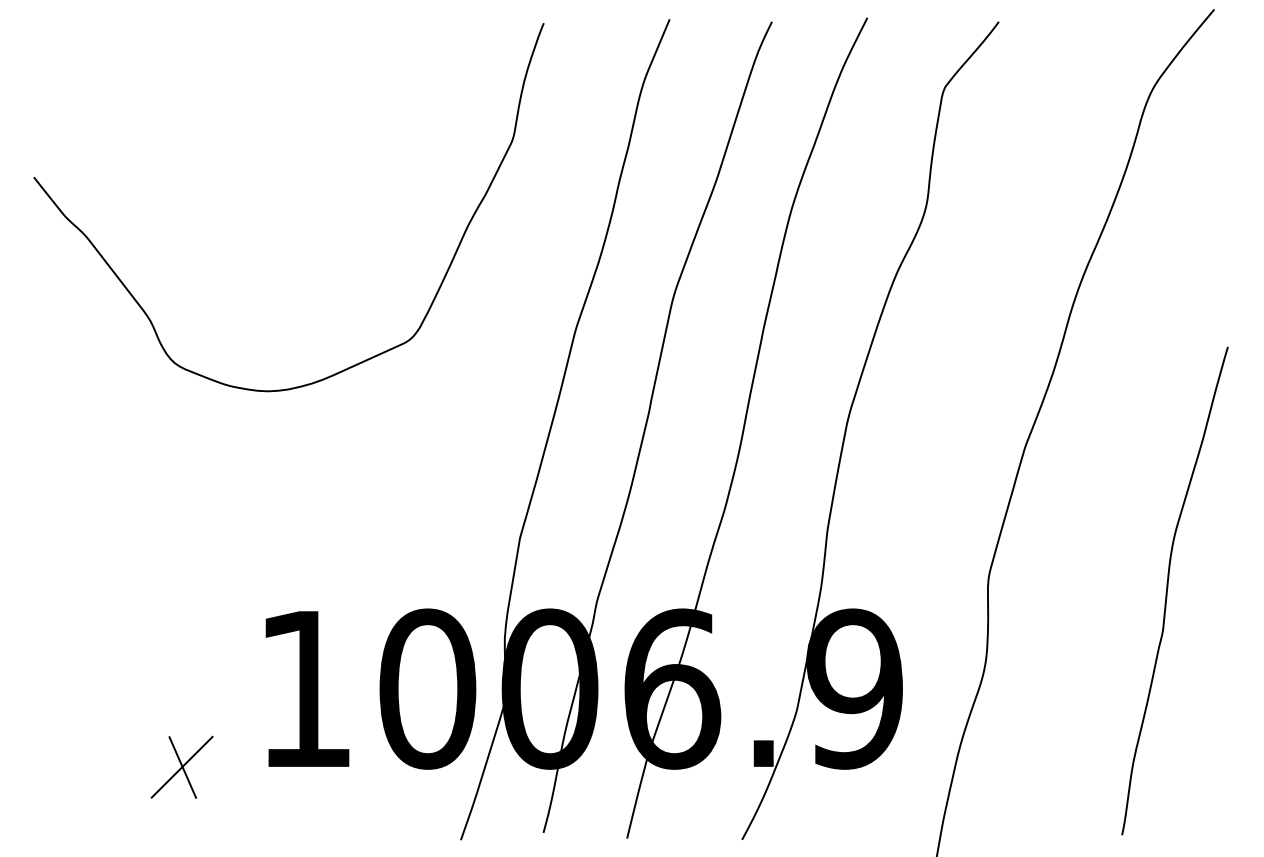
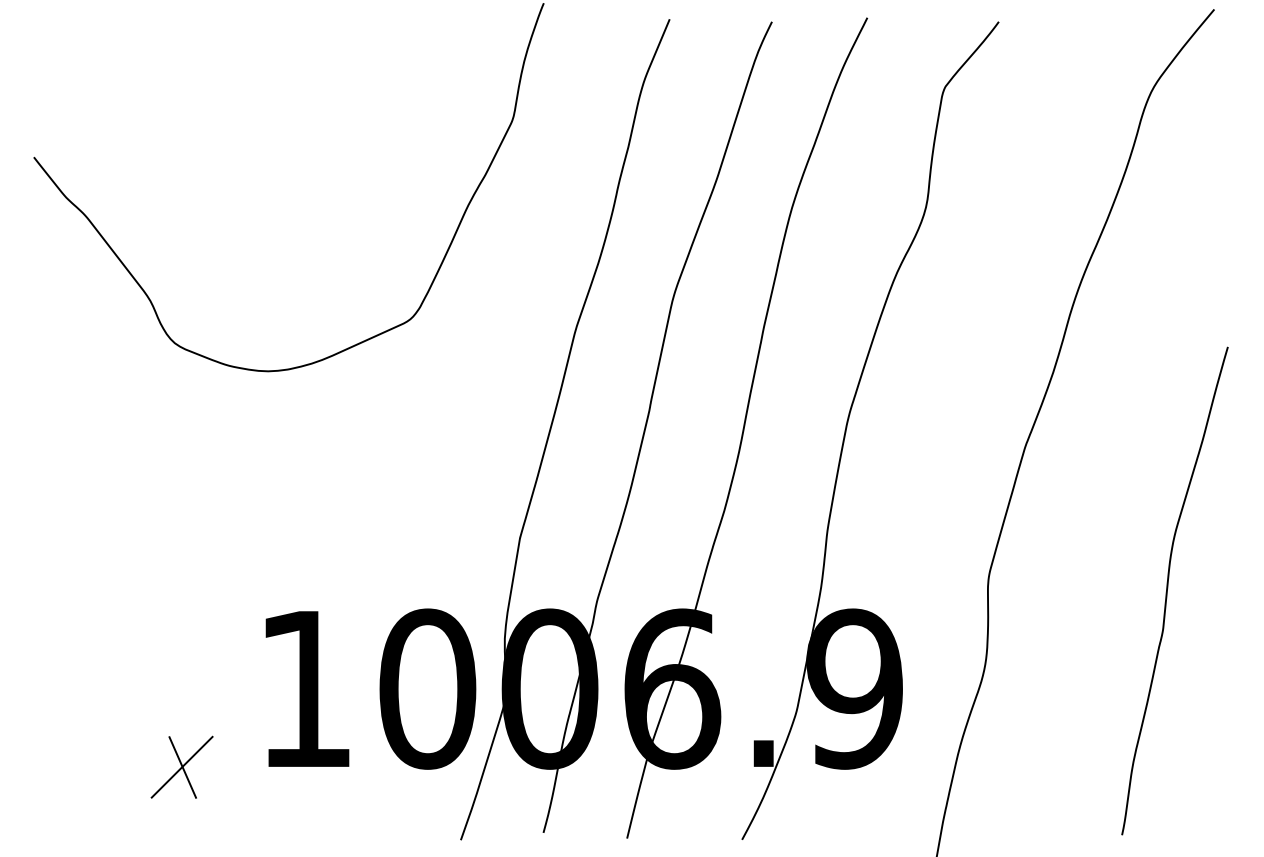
curve position: (440, 283) -> (440, 263) (440, 263)
